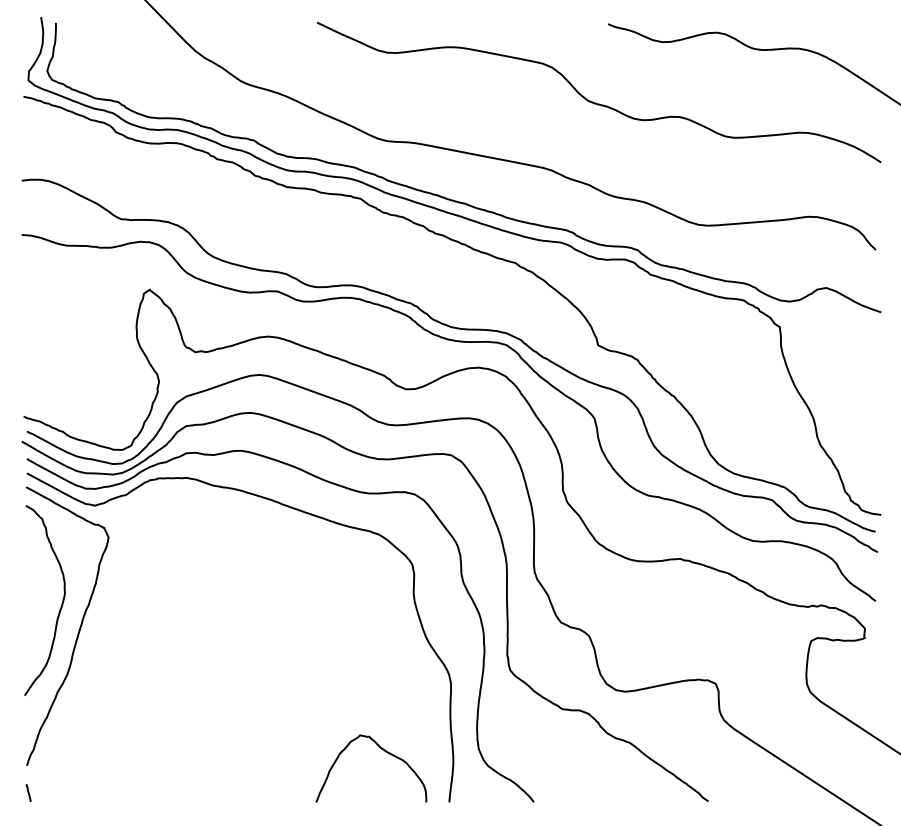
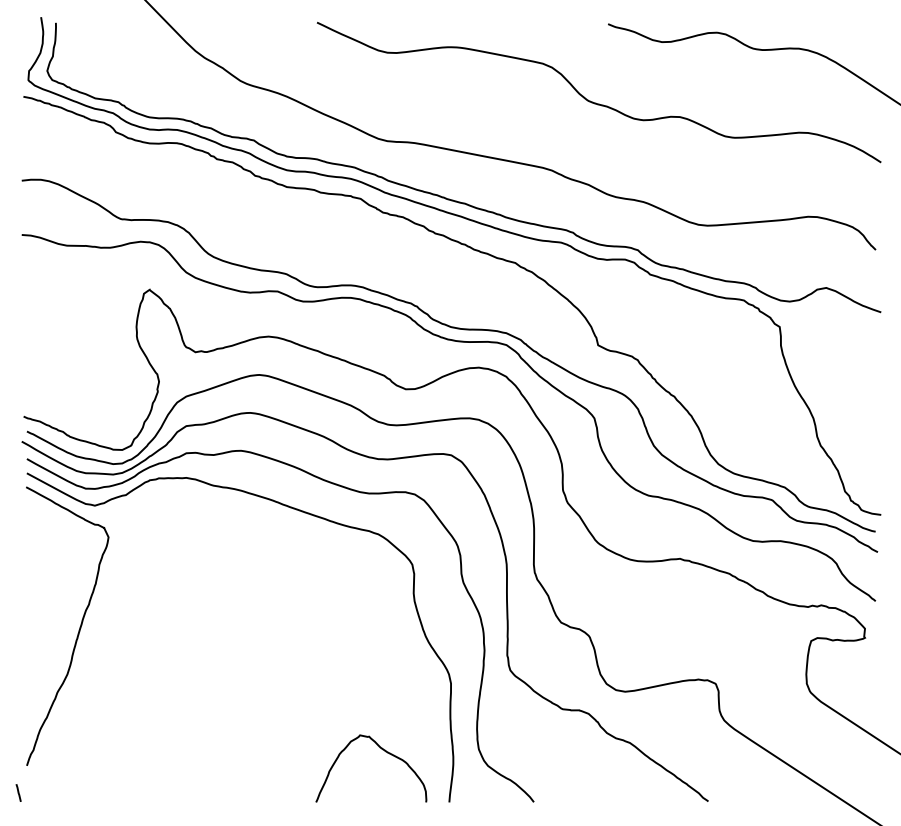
curve: present -> none (60, 606)
line position: (28, 792) -> (18, 792) (18, 792)
